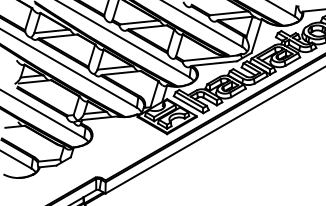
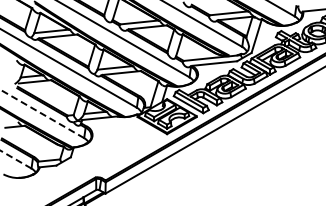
line: solid -> dashed (41, 113)
line: solid -> dashed (15, 159)
